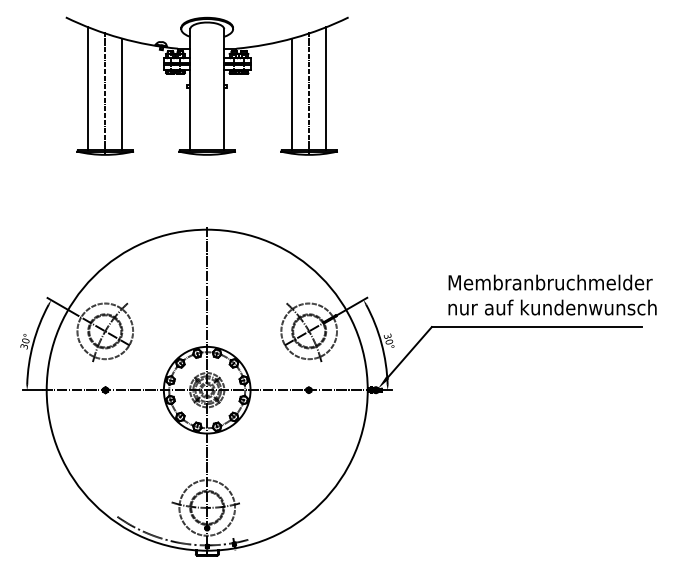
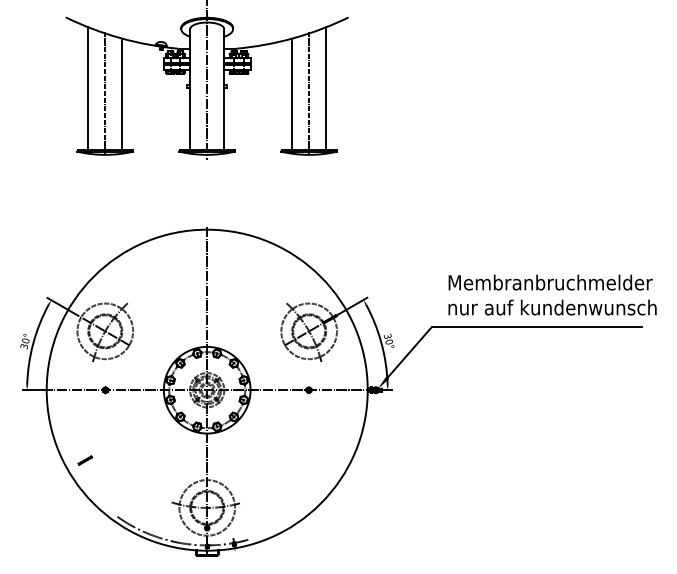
line: none -> present (207, 81)
part: none -> present (84, 460)
